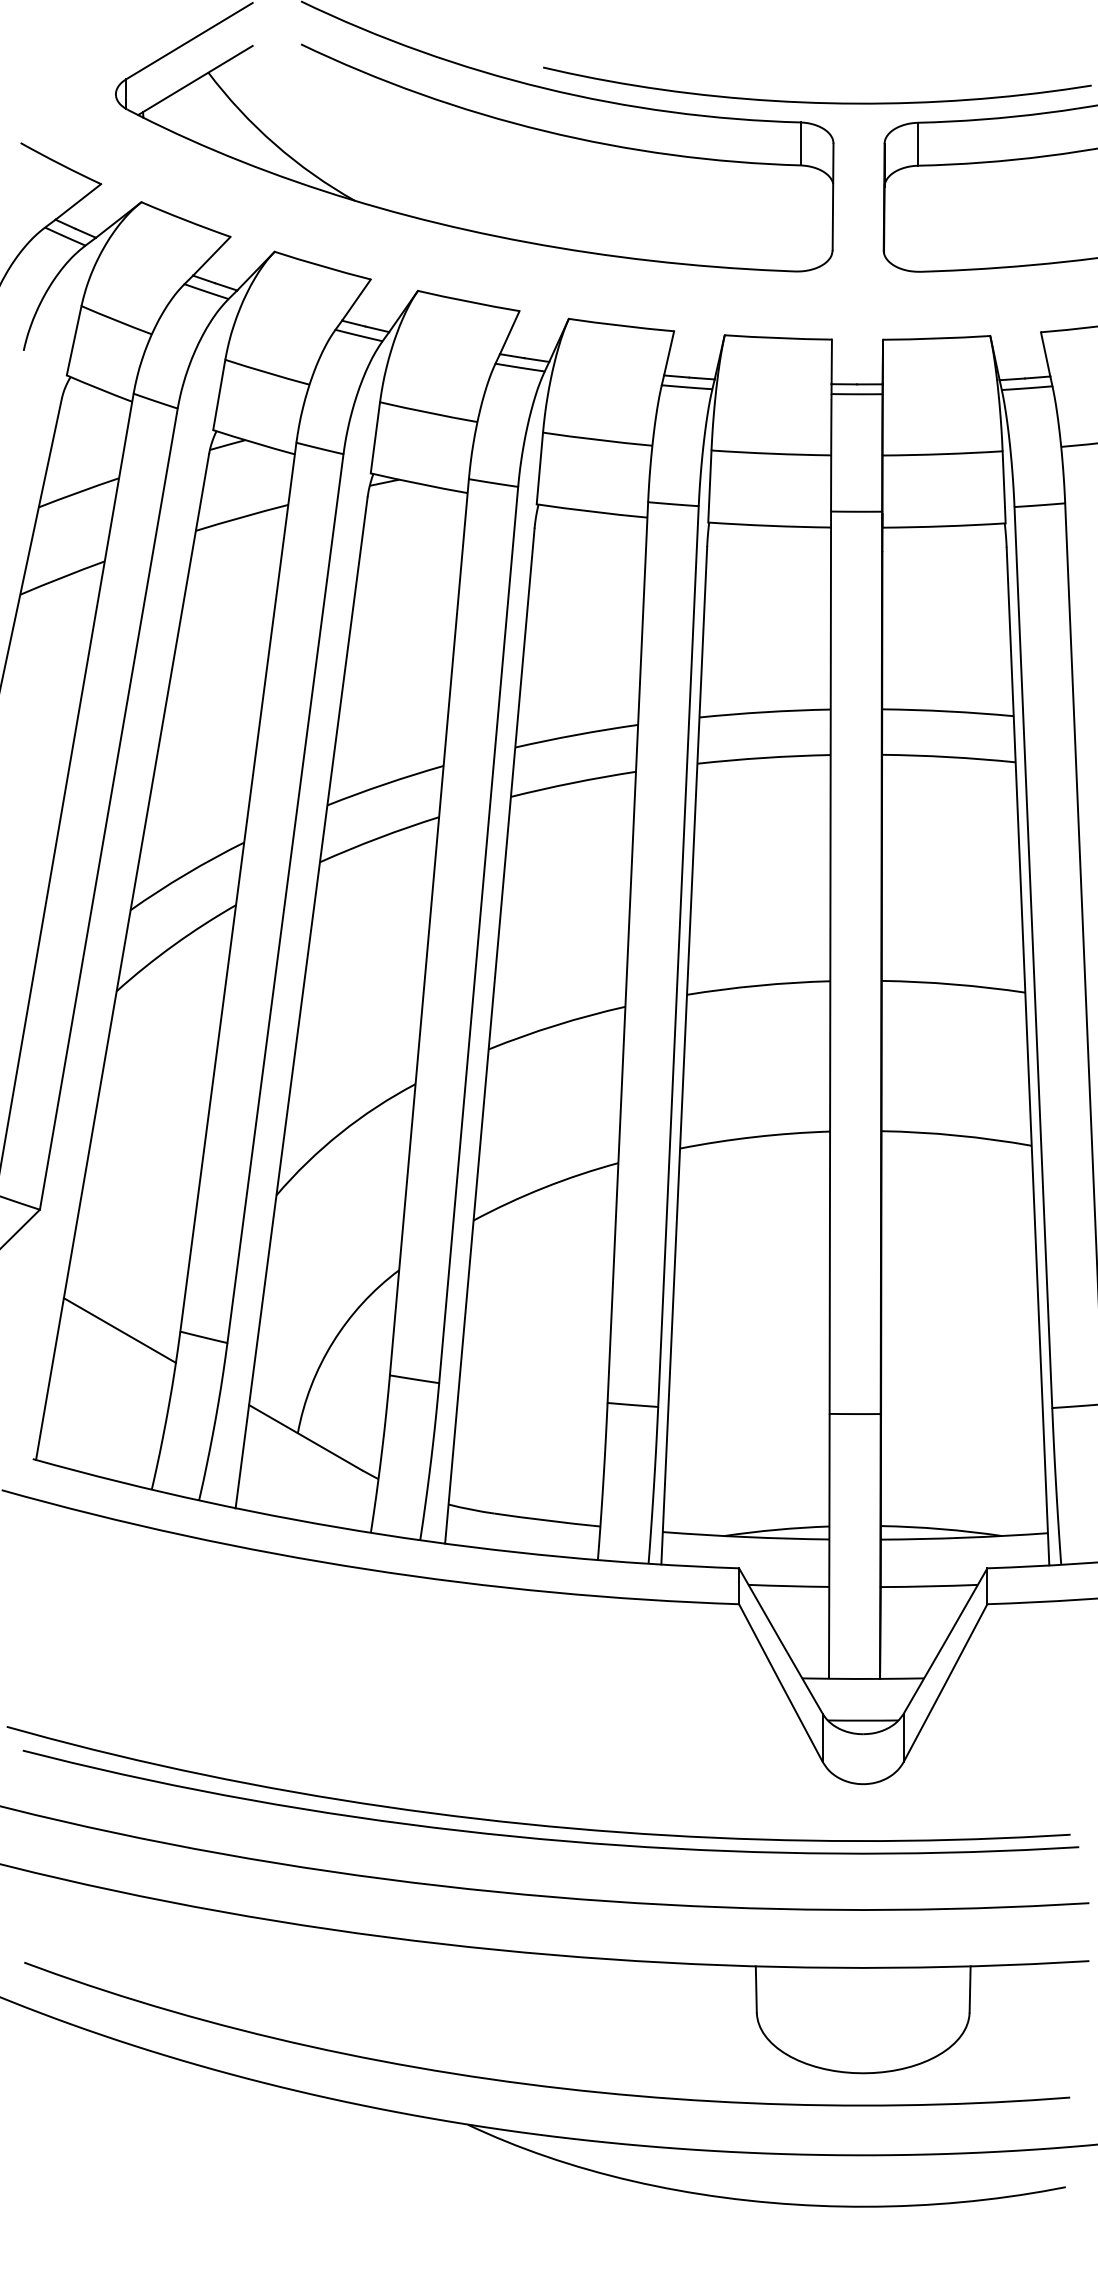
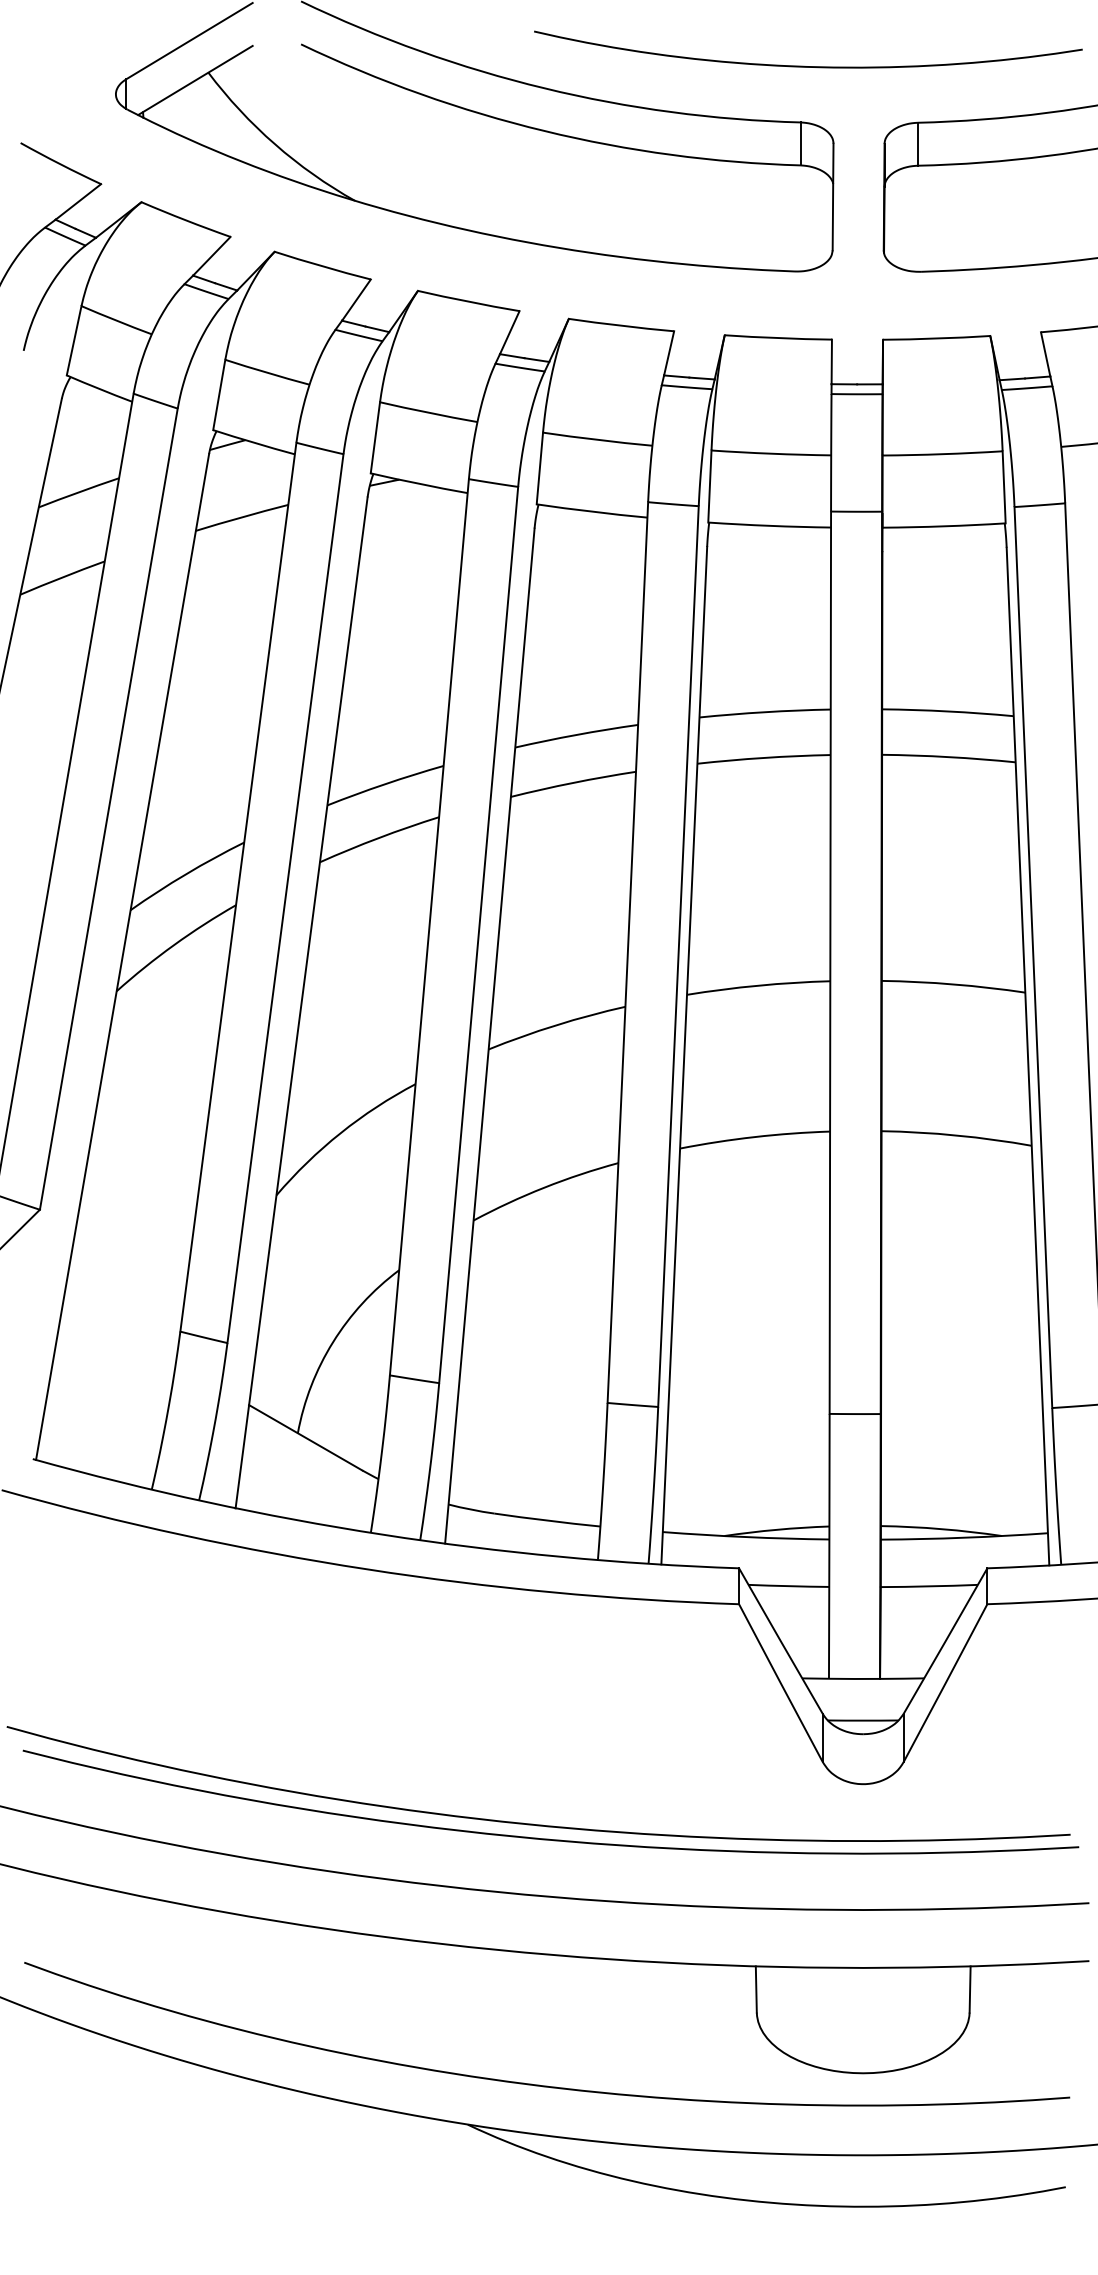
curve position: (813, 101) -> (804, 65) (804, 65)
line: present -> none (119, 1330)
